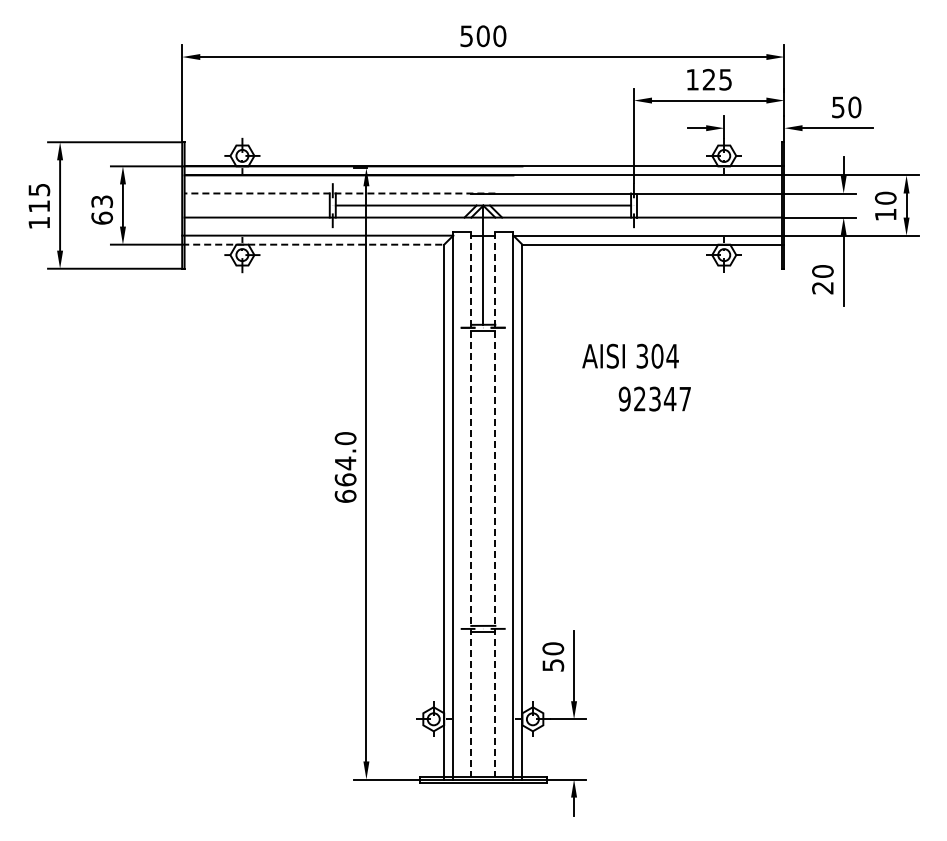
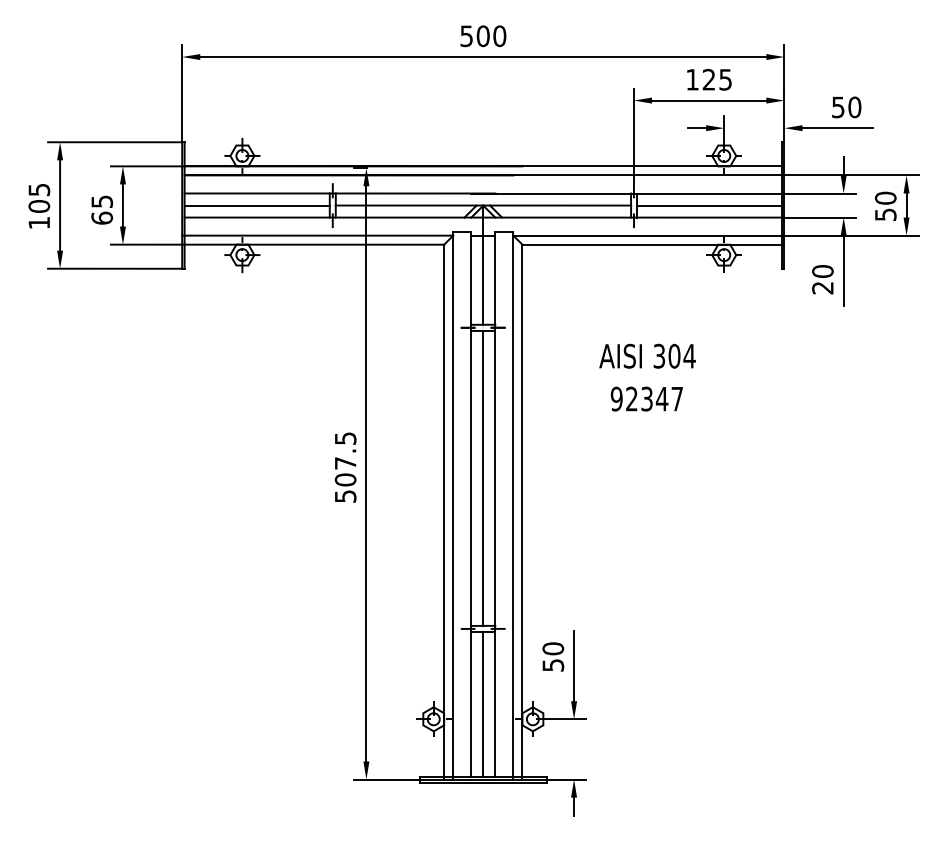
line: dashed -> solid (339, 193)
text: 63 -> 65 (101, 201)
line: none -> present (256, 205)
line: none -> present (709, 205)
text: 115 -> 105 (39, 206)
text: 10 -> 50 (885, 214)
line: dashed -> solid (313, 244)
text position: (630, 355) -> (647, 355) (647, 355)
text position: (654, 398) -> (646, 398) (646, 398)
text: 664.0 -> 507.5 (345, 467)
line: none -> present (483, 477)
line: dashed -> solid (471, 504)
line: dashed -> solid (495, 504)
line: none -> present (483, 704)
